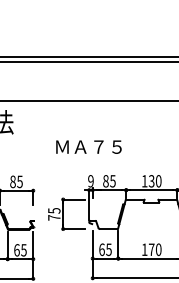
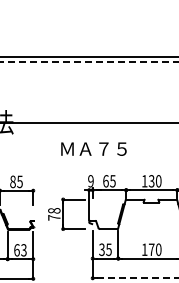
line: solid -> dashed (89, 62)
line position: (88, 101) -> (88, 123) (88, 123)
text position: (88, 146) -> (93, 148) (93, 148)
text: 85 -> 65 (105, 181)
text: 75 -> 78 (54, 210)
text: 65 -> 63 (23, 249)
text: 65 -> 35 (101, 249)
line: solid -> dashed (137, 278)
